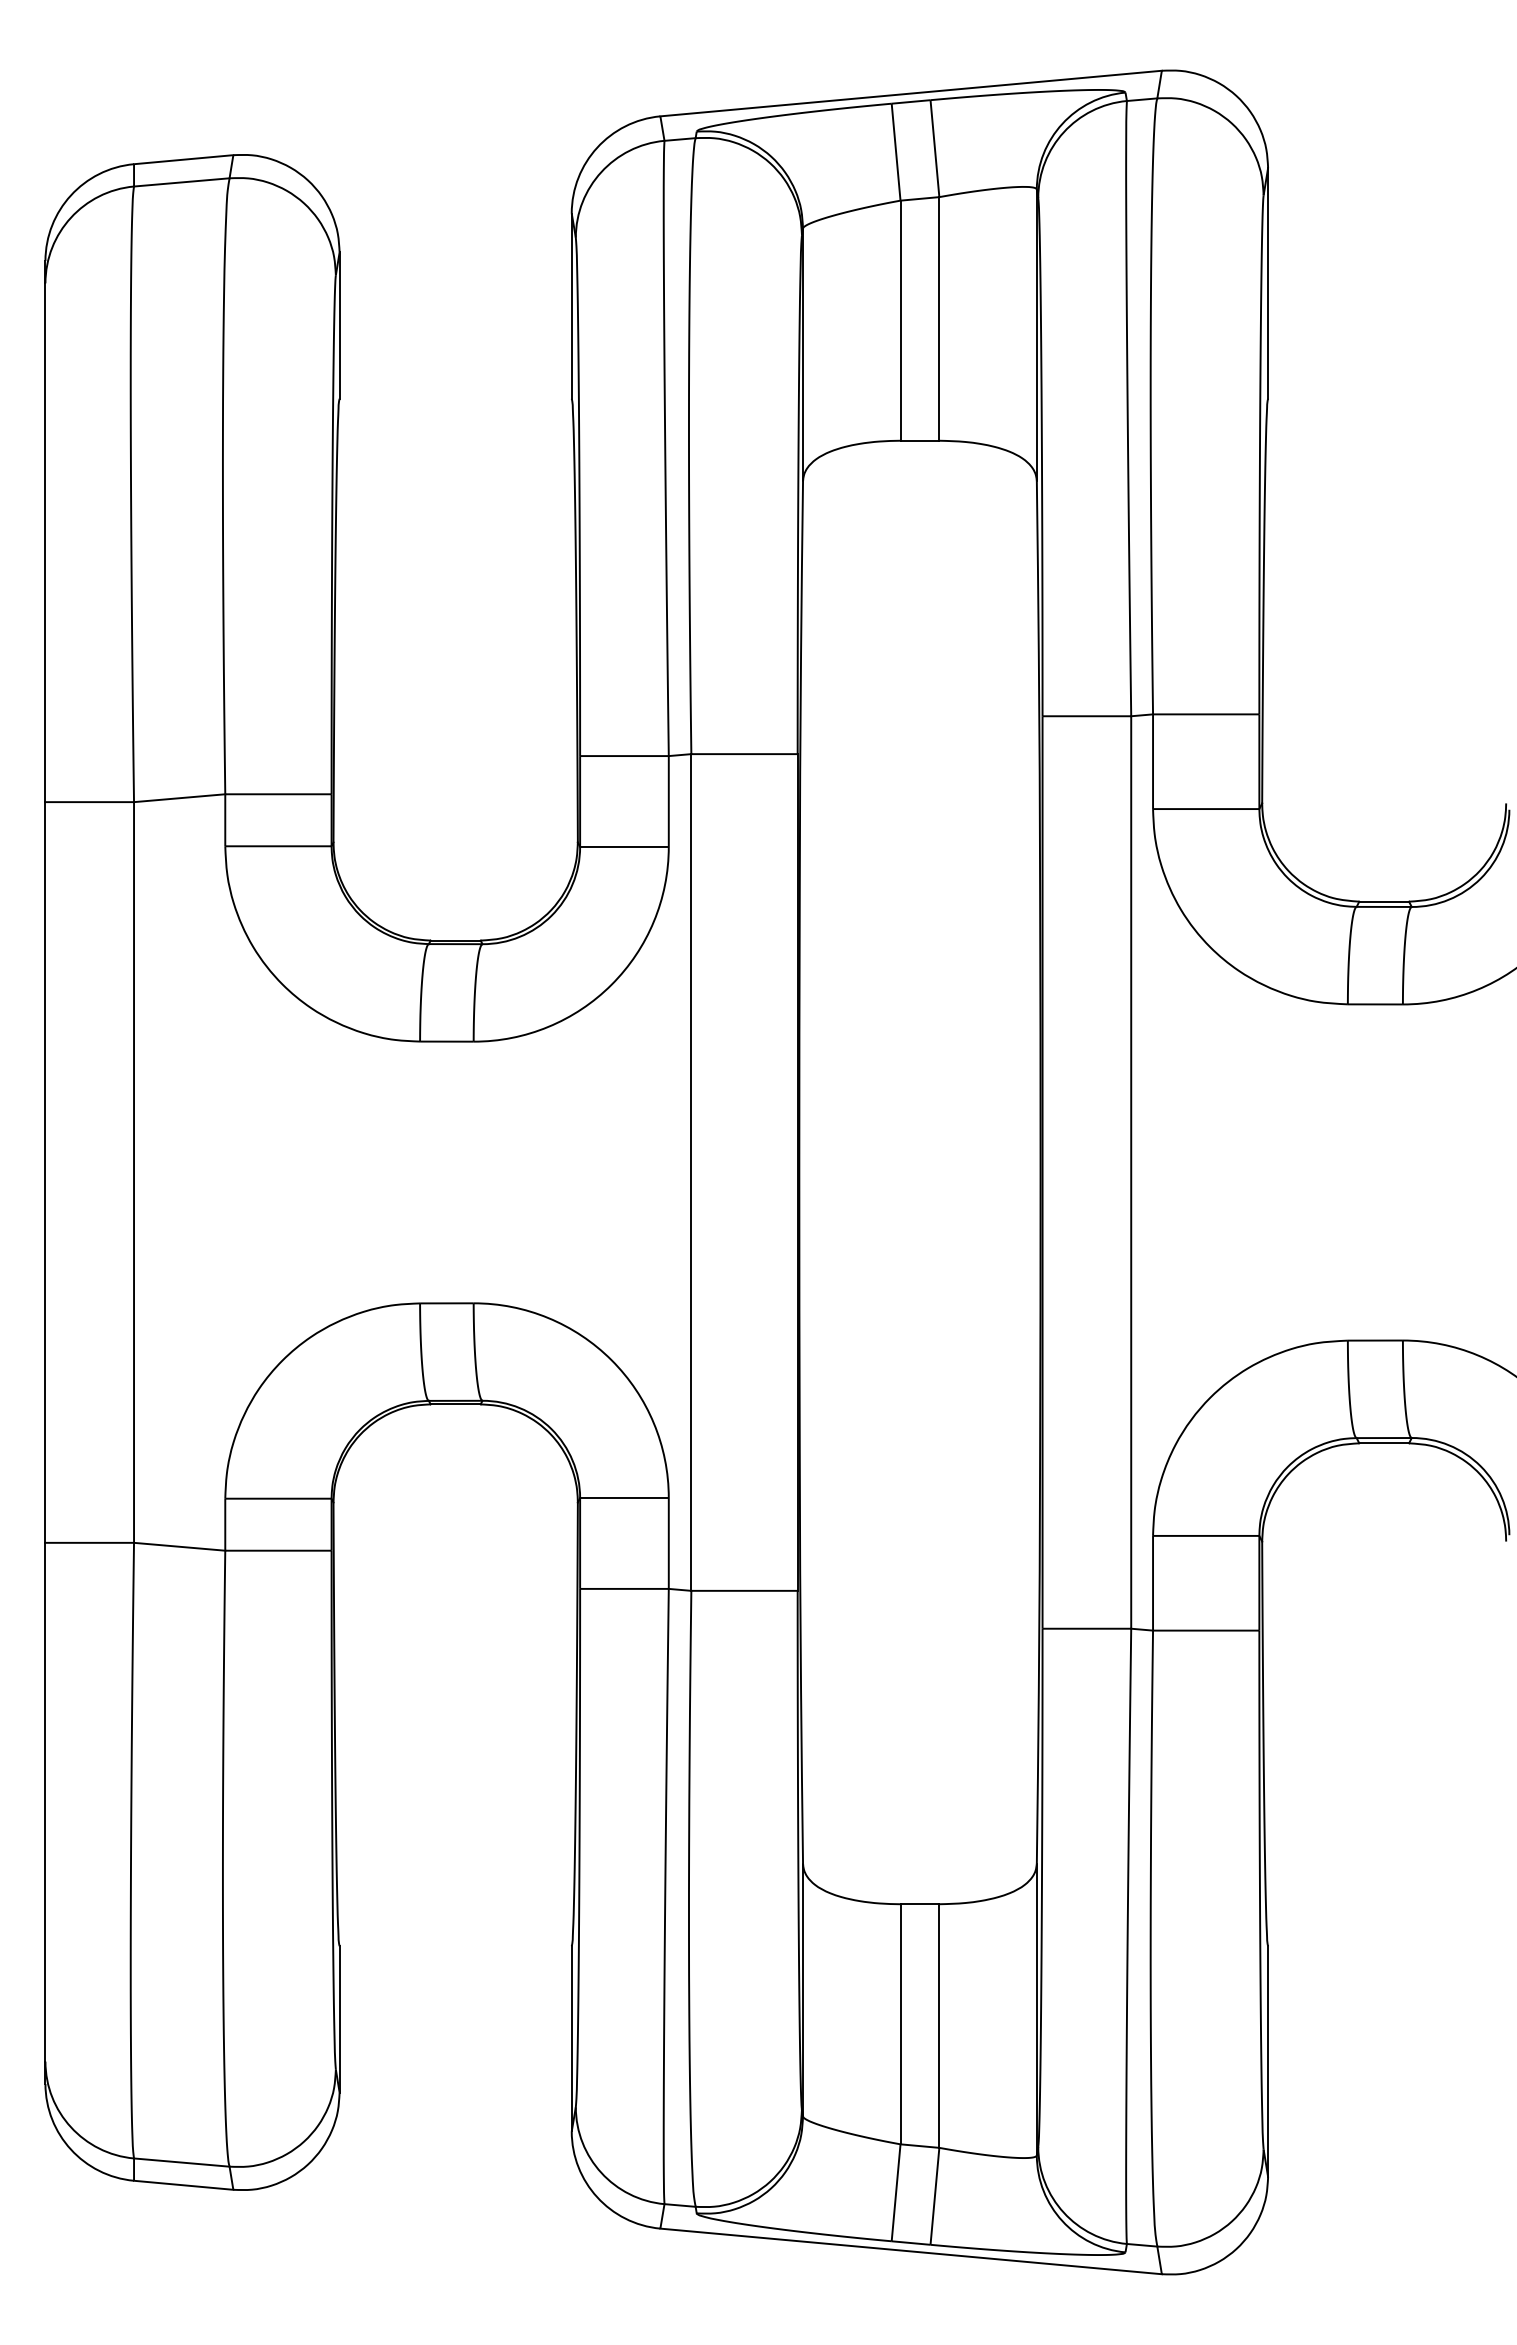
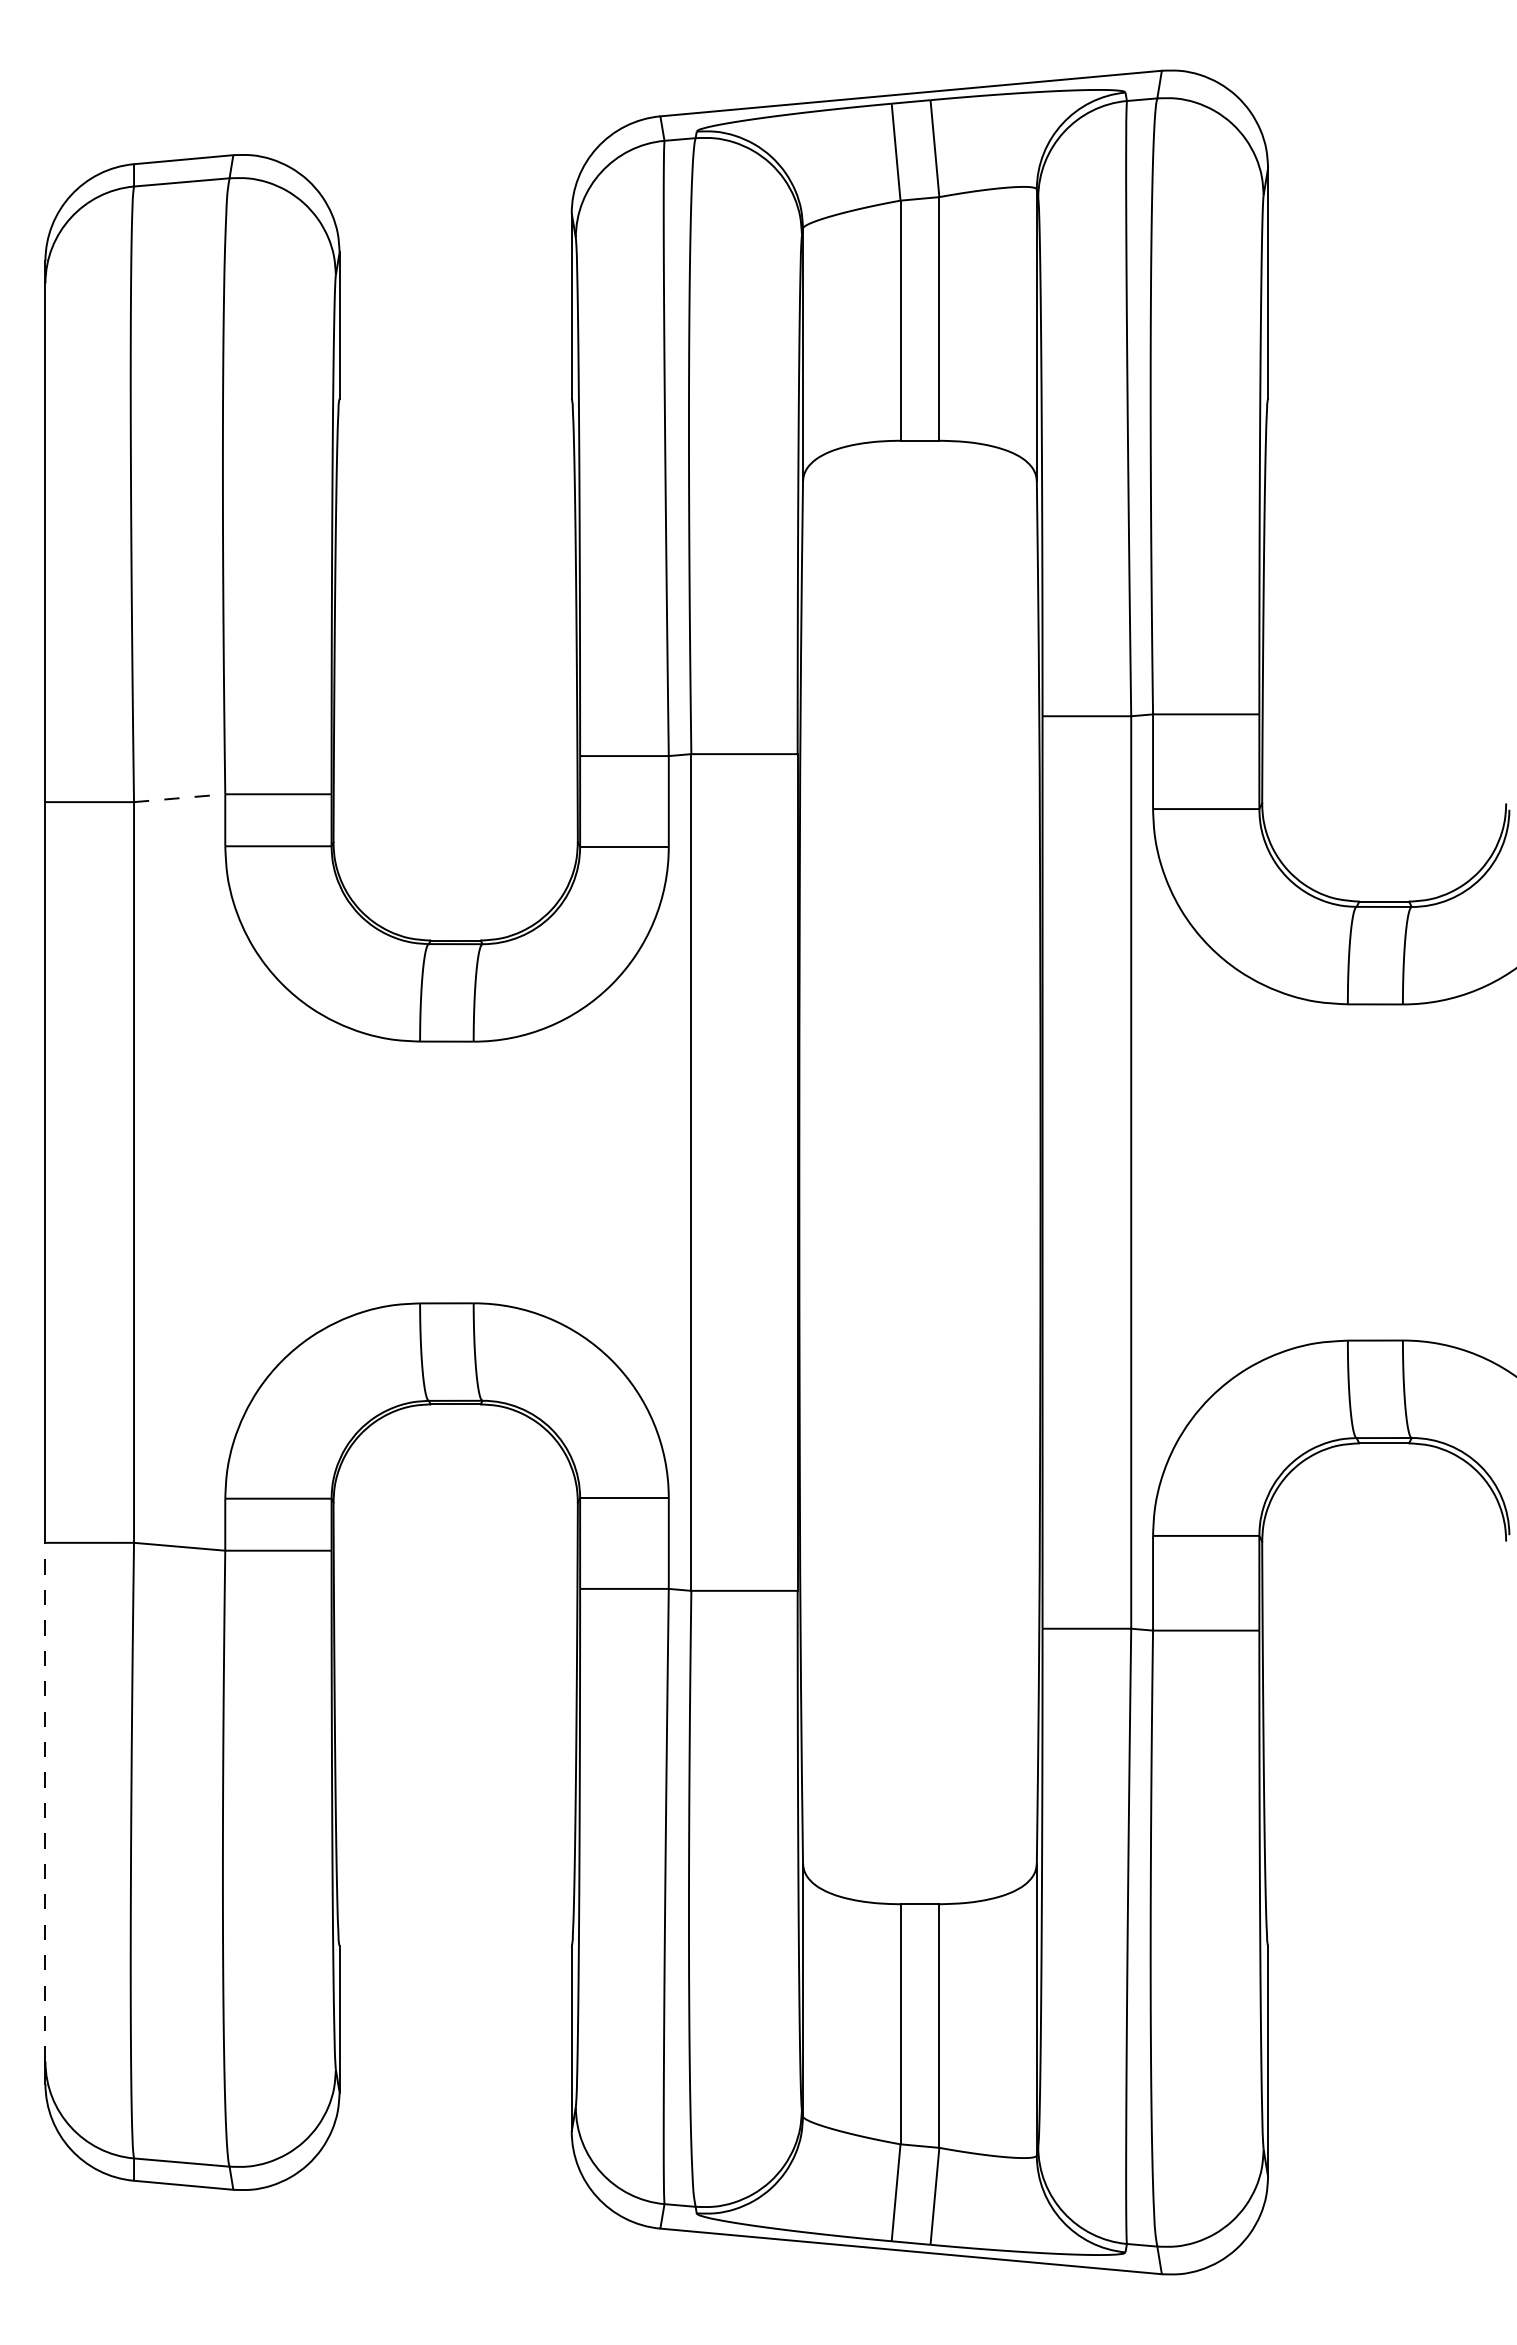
line: solid -> dashed (179, 798)
line: solid -> dashed (45, 1801)
